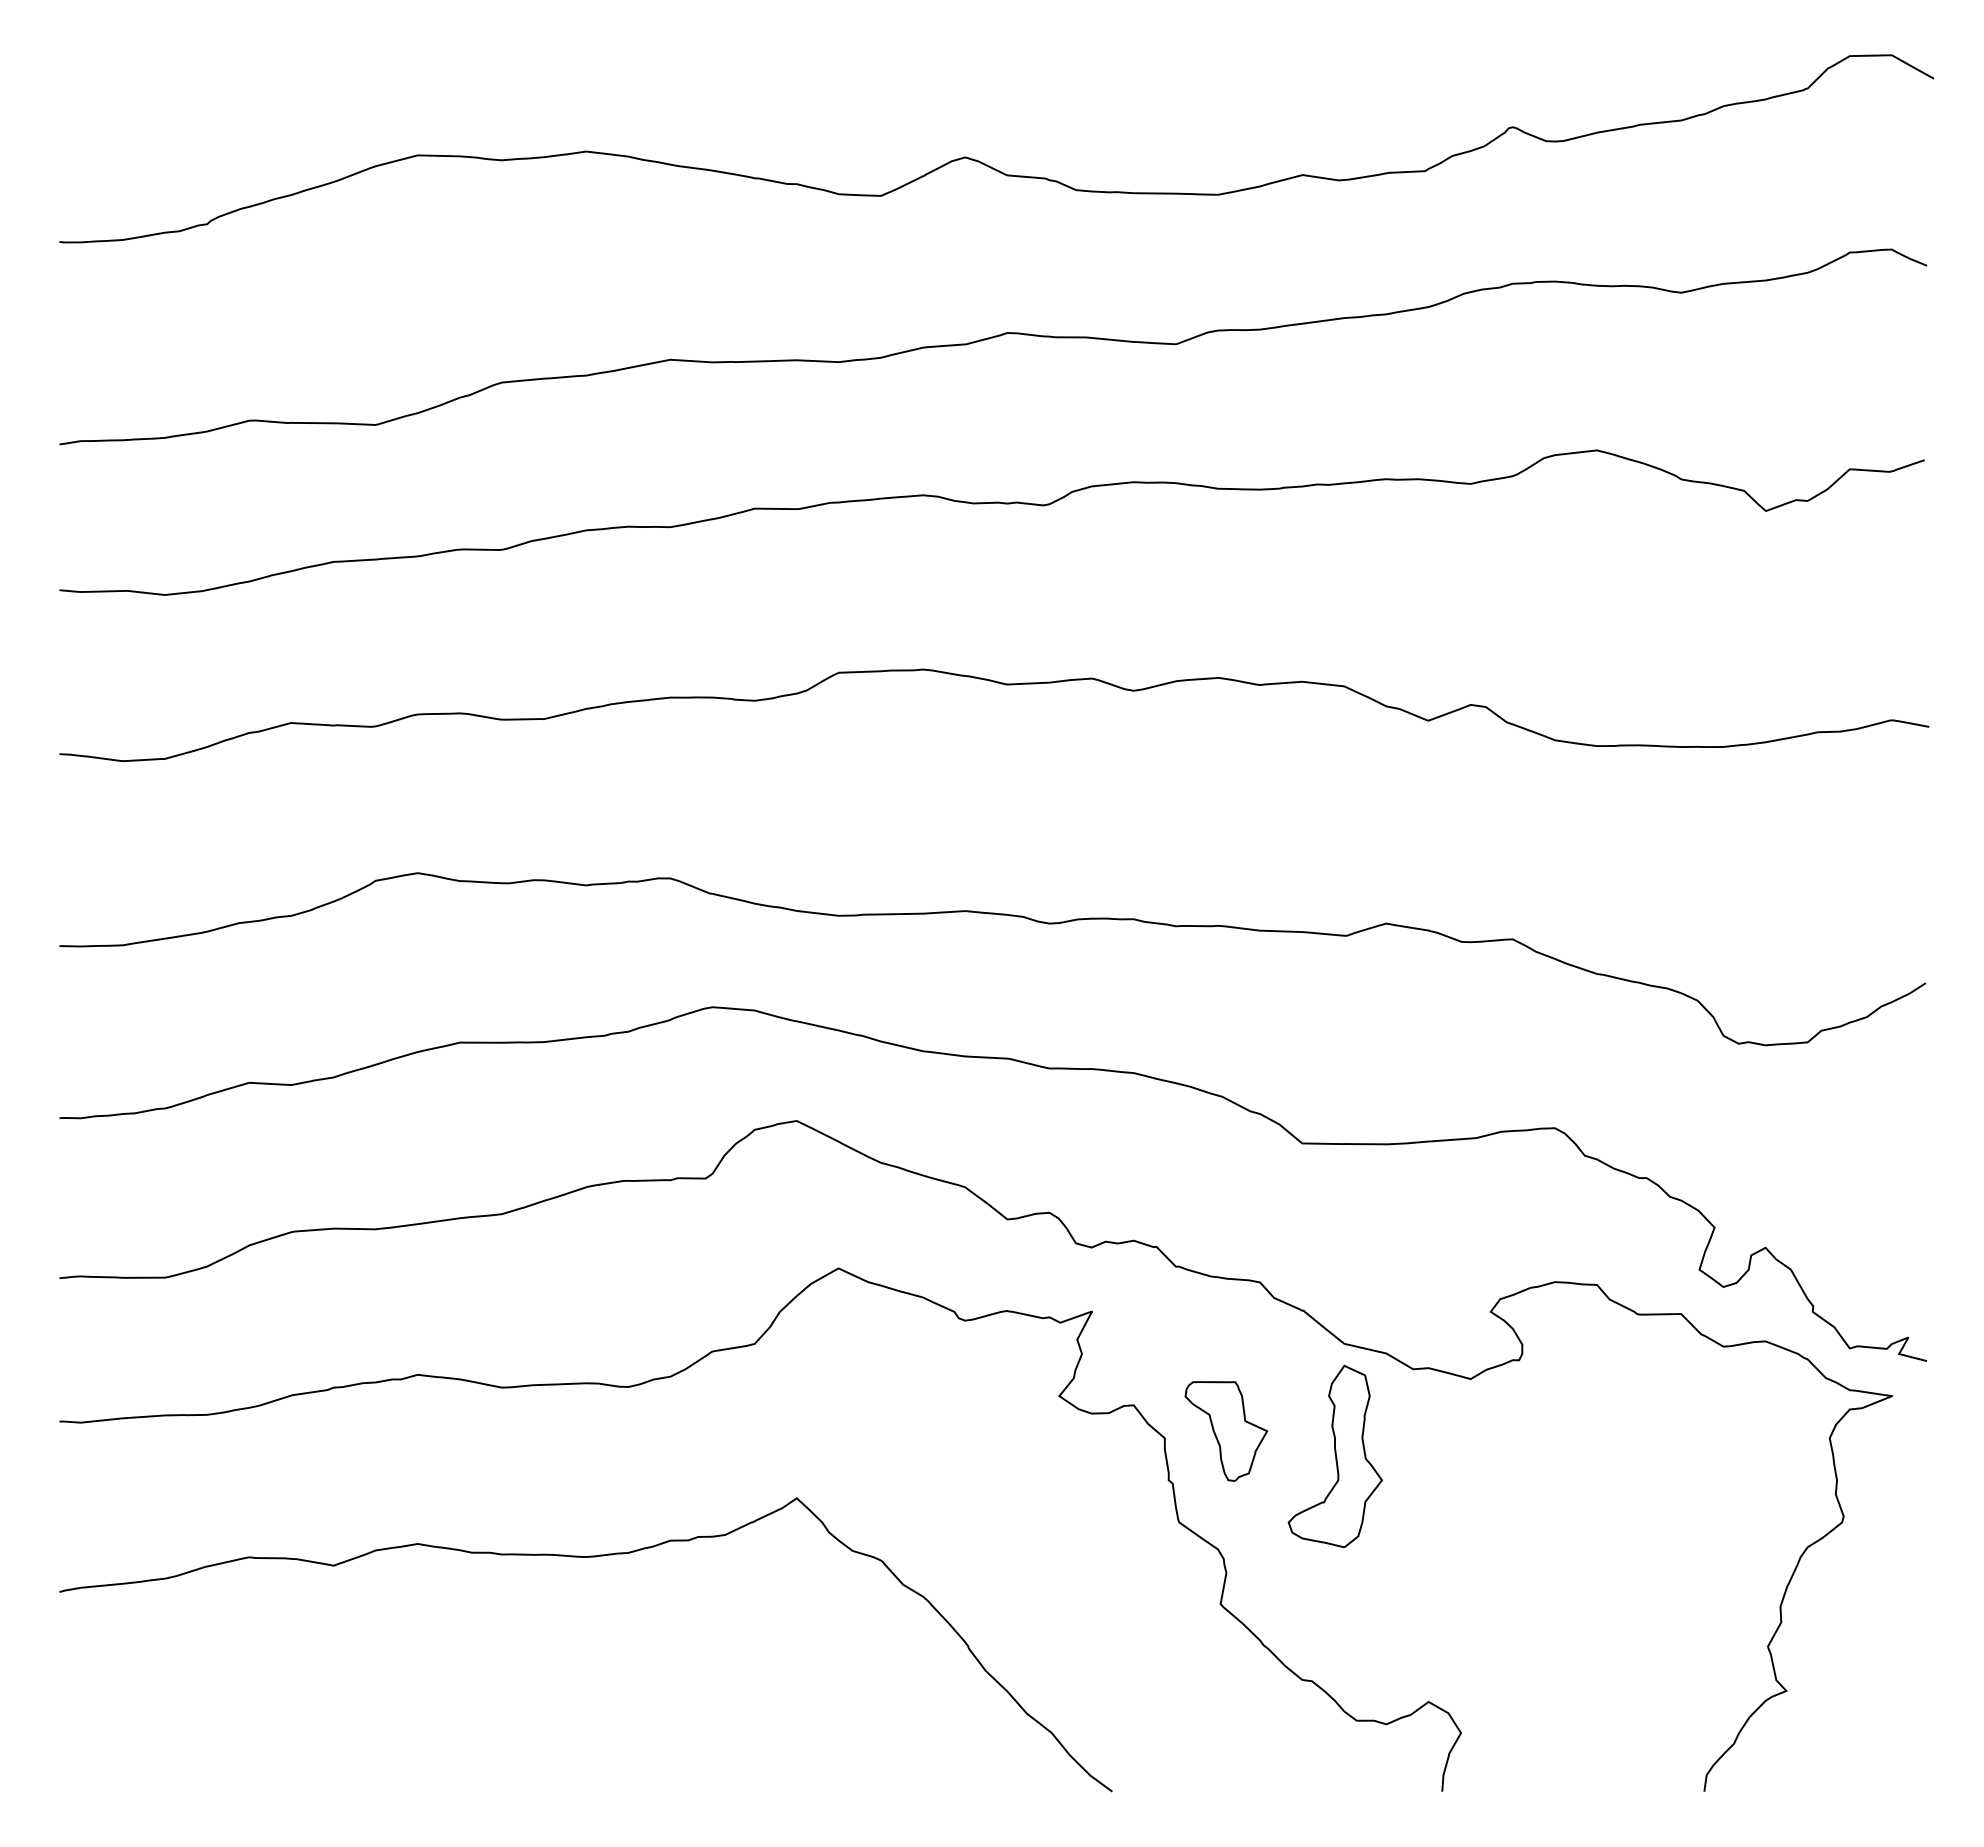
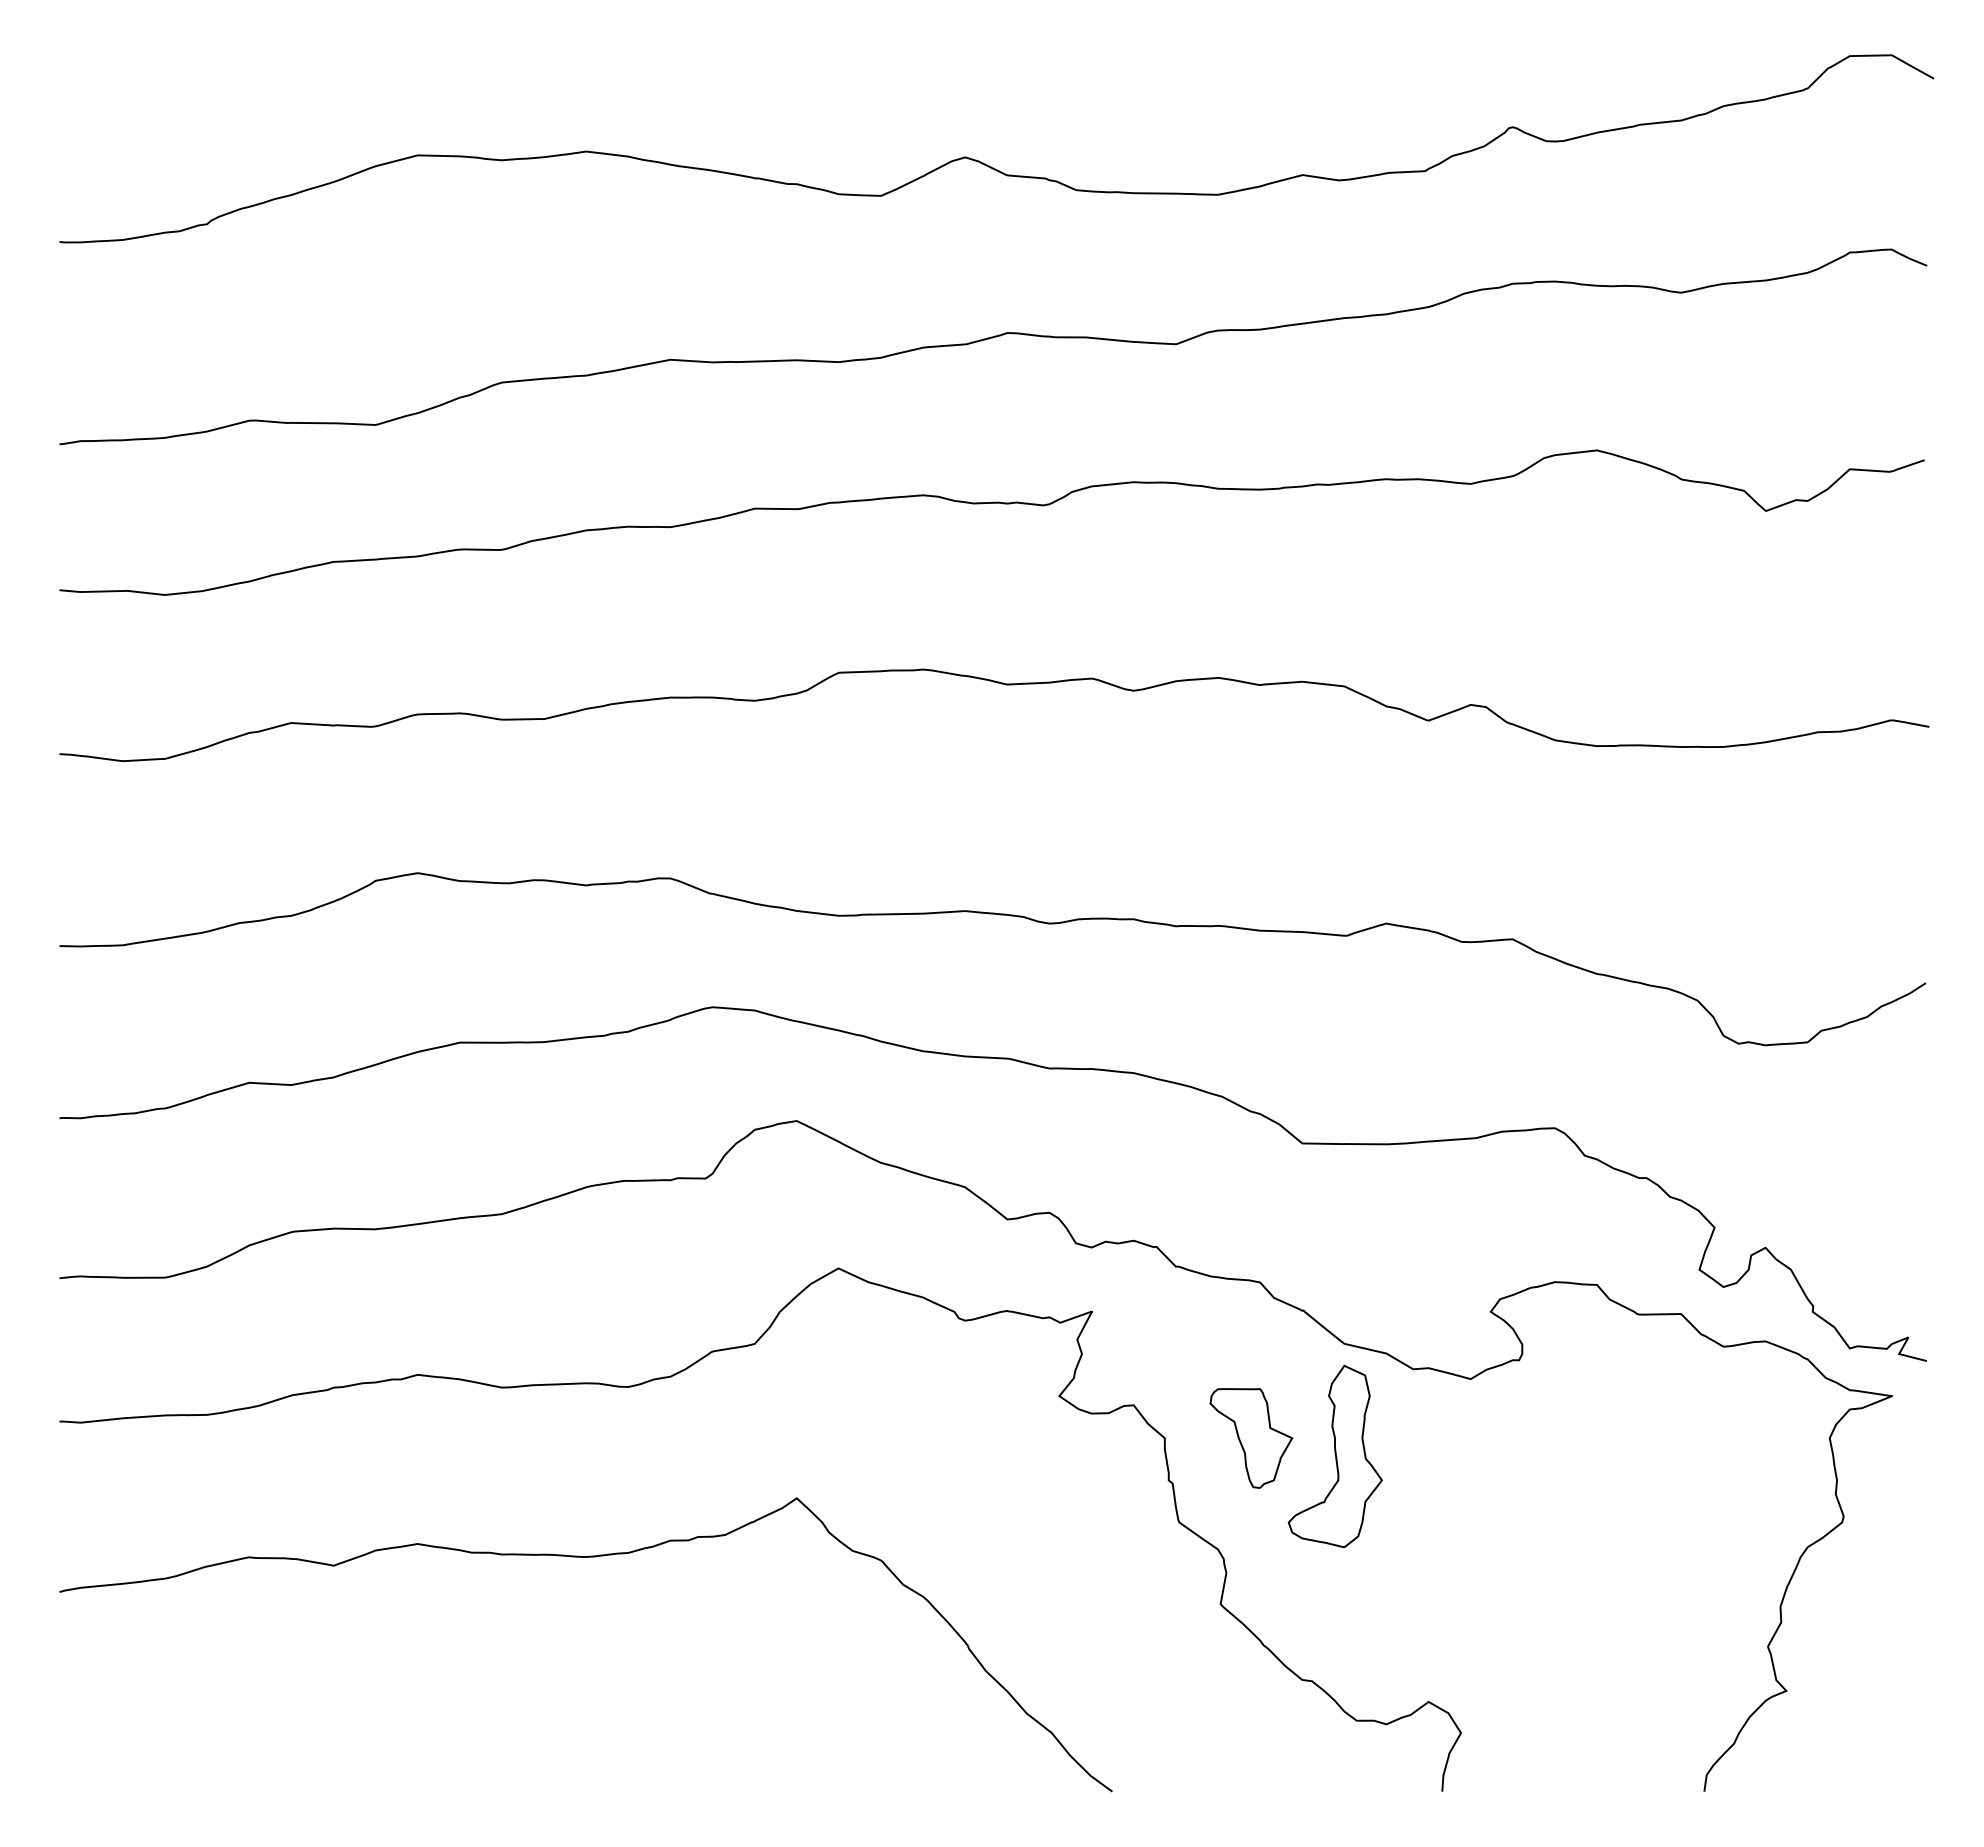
part position: (1226, 1431) -> (1251, 1438) (1251, 1438)
